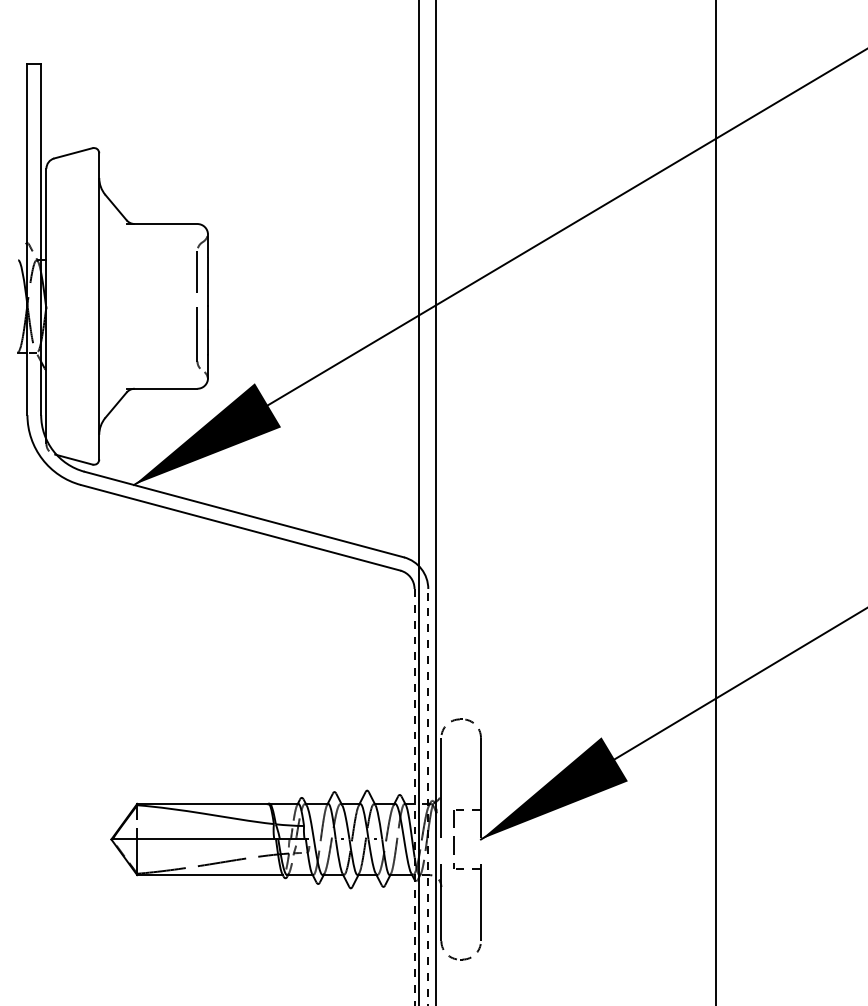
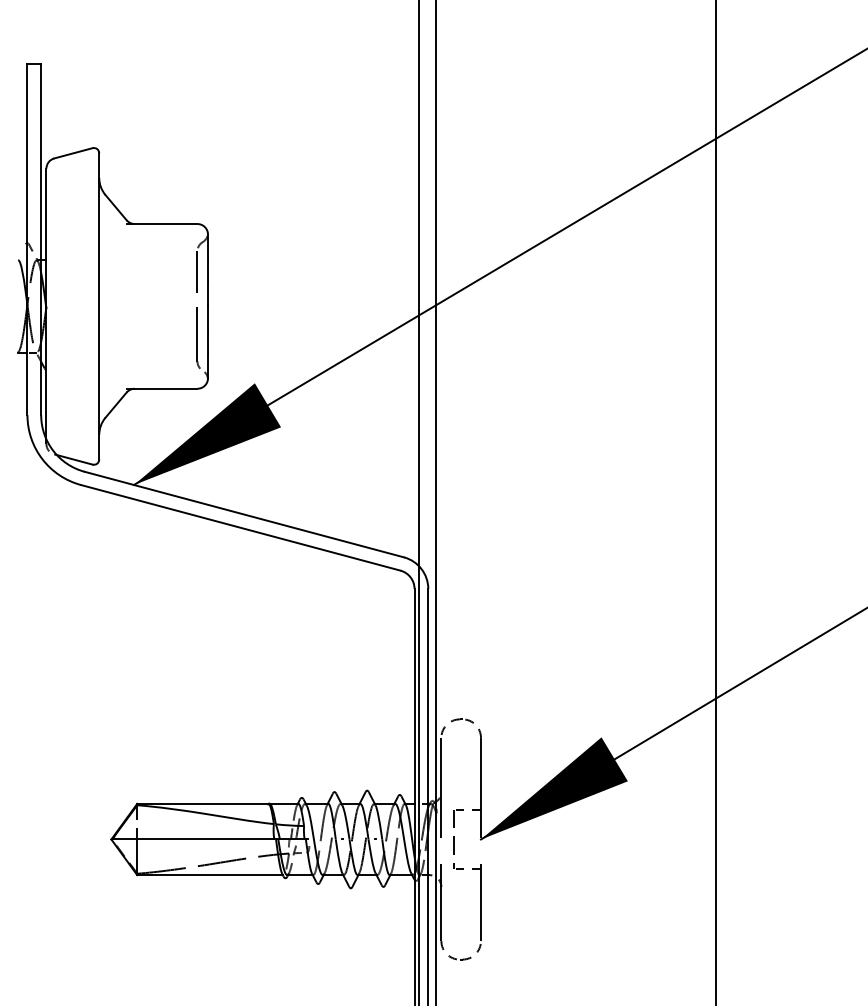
line: dashed -> solid (428, 796)
line: dashed -> solid (414, 797)
